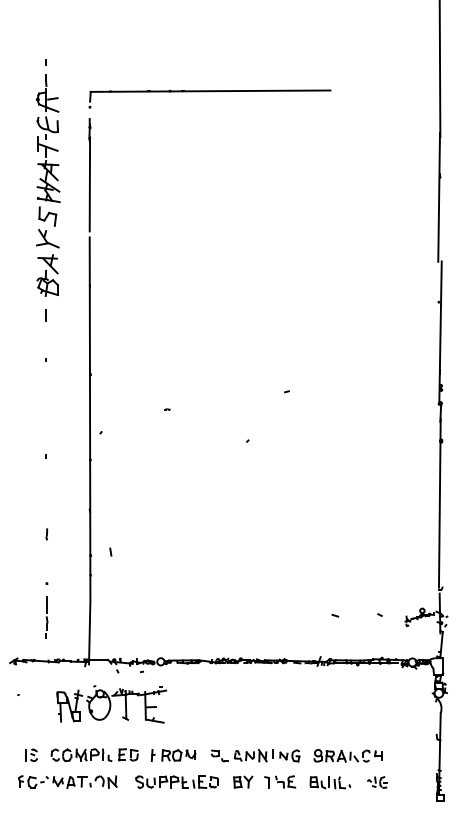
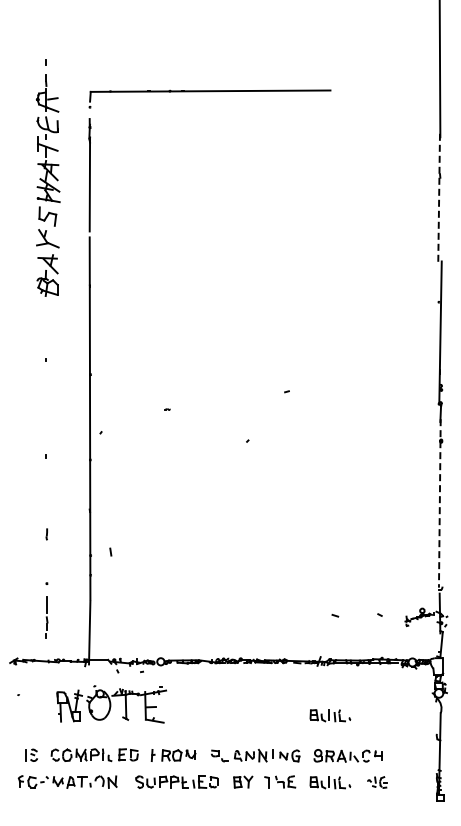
line: solid -> dashed (439, 197)
line: present -> none (45, 315)
line: solid -> dashed (439, 503)
part: none -> present (330, 715)
